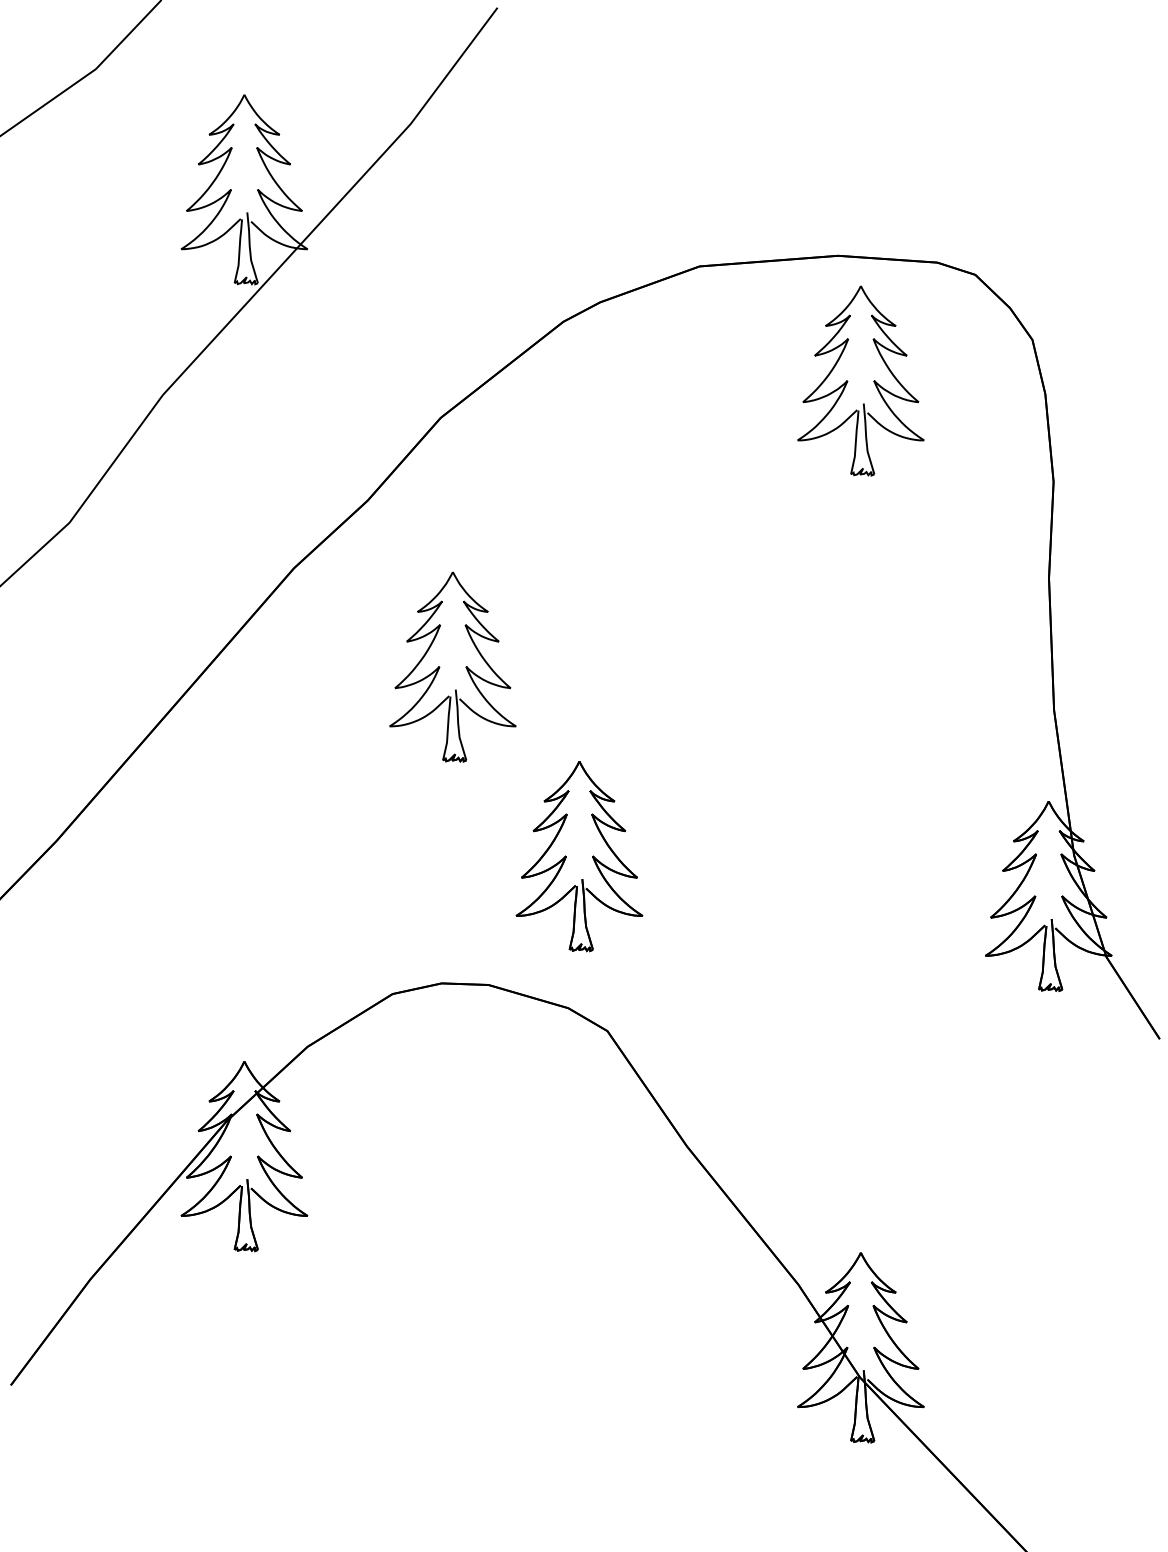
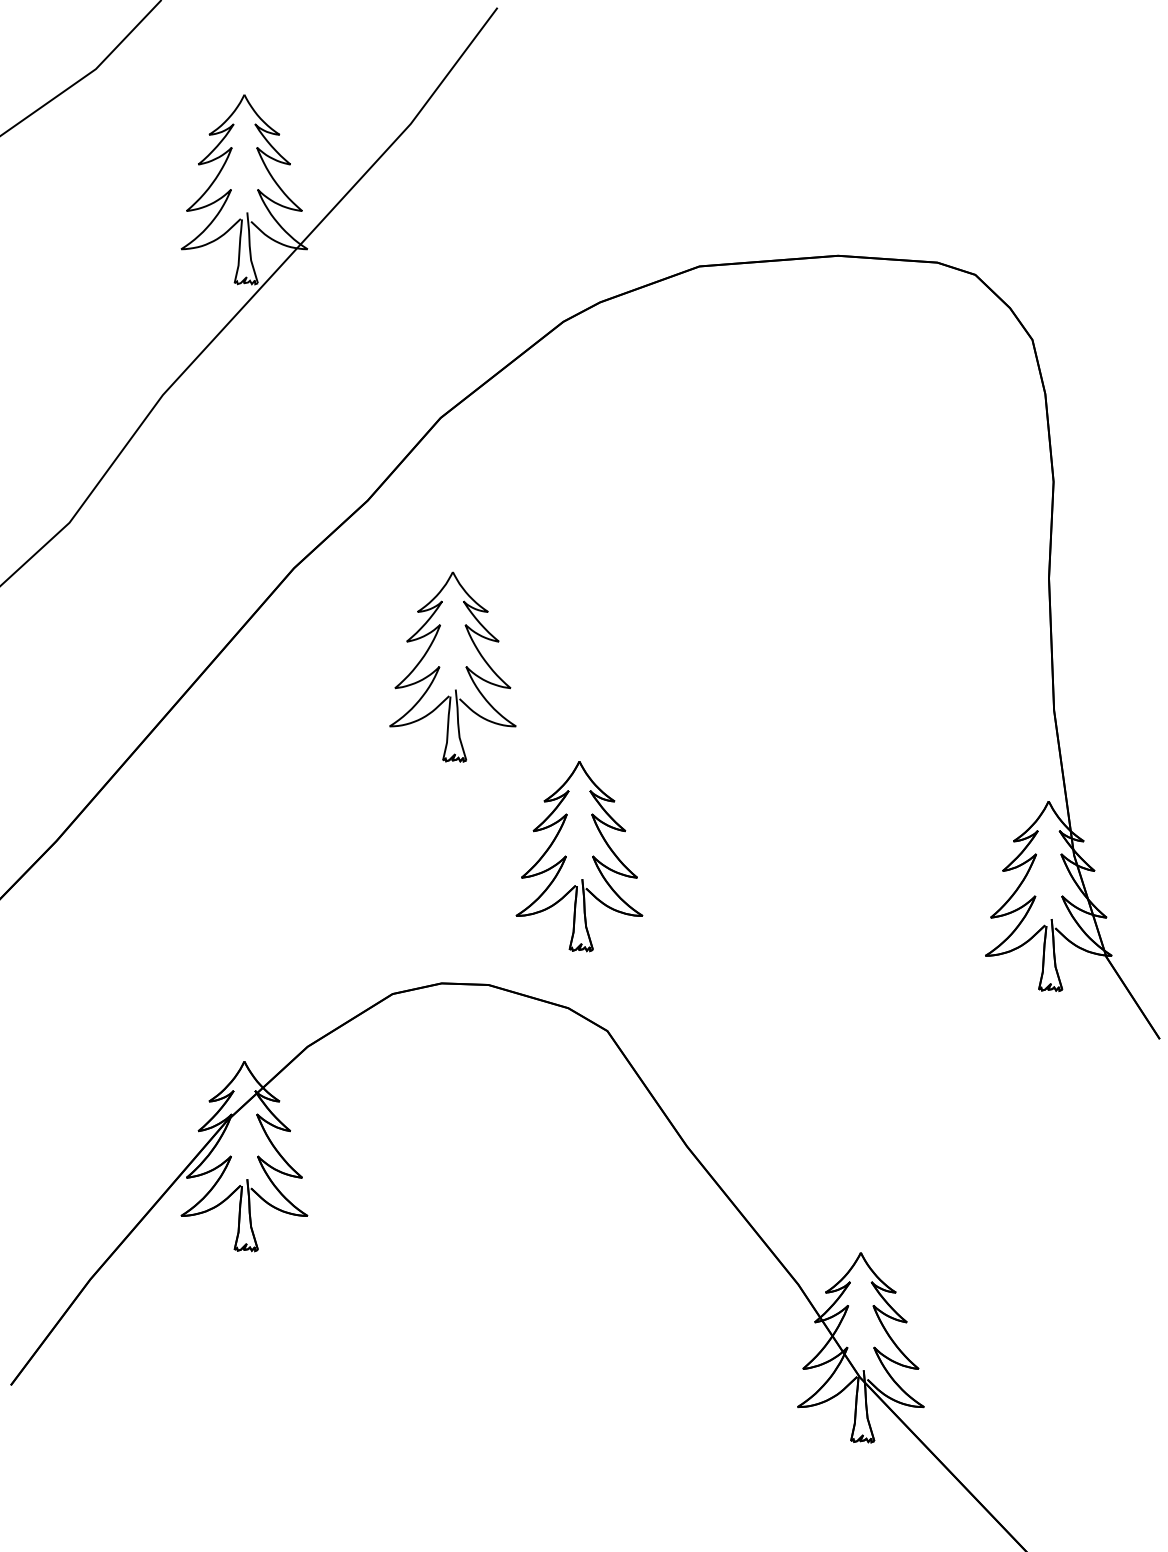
part: present -> none (848, 381)
